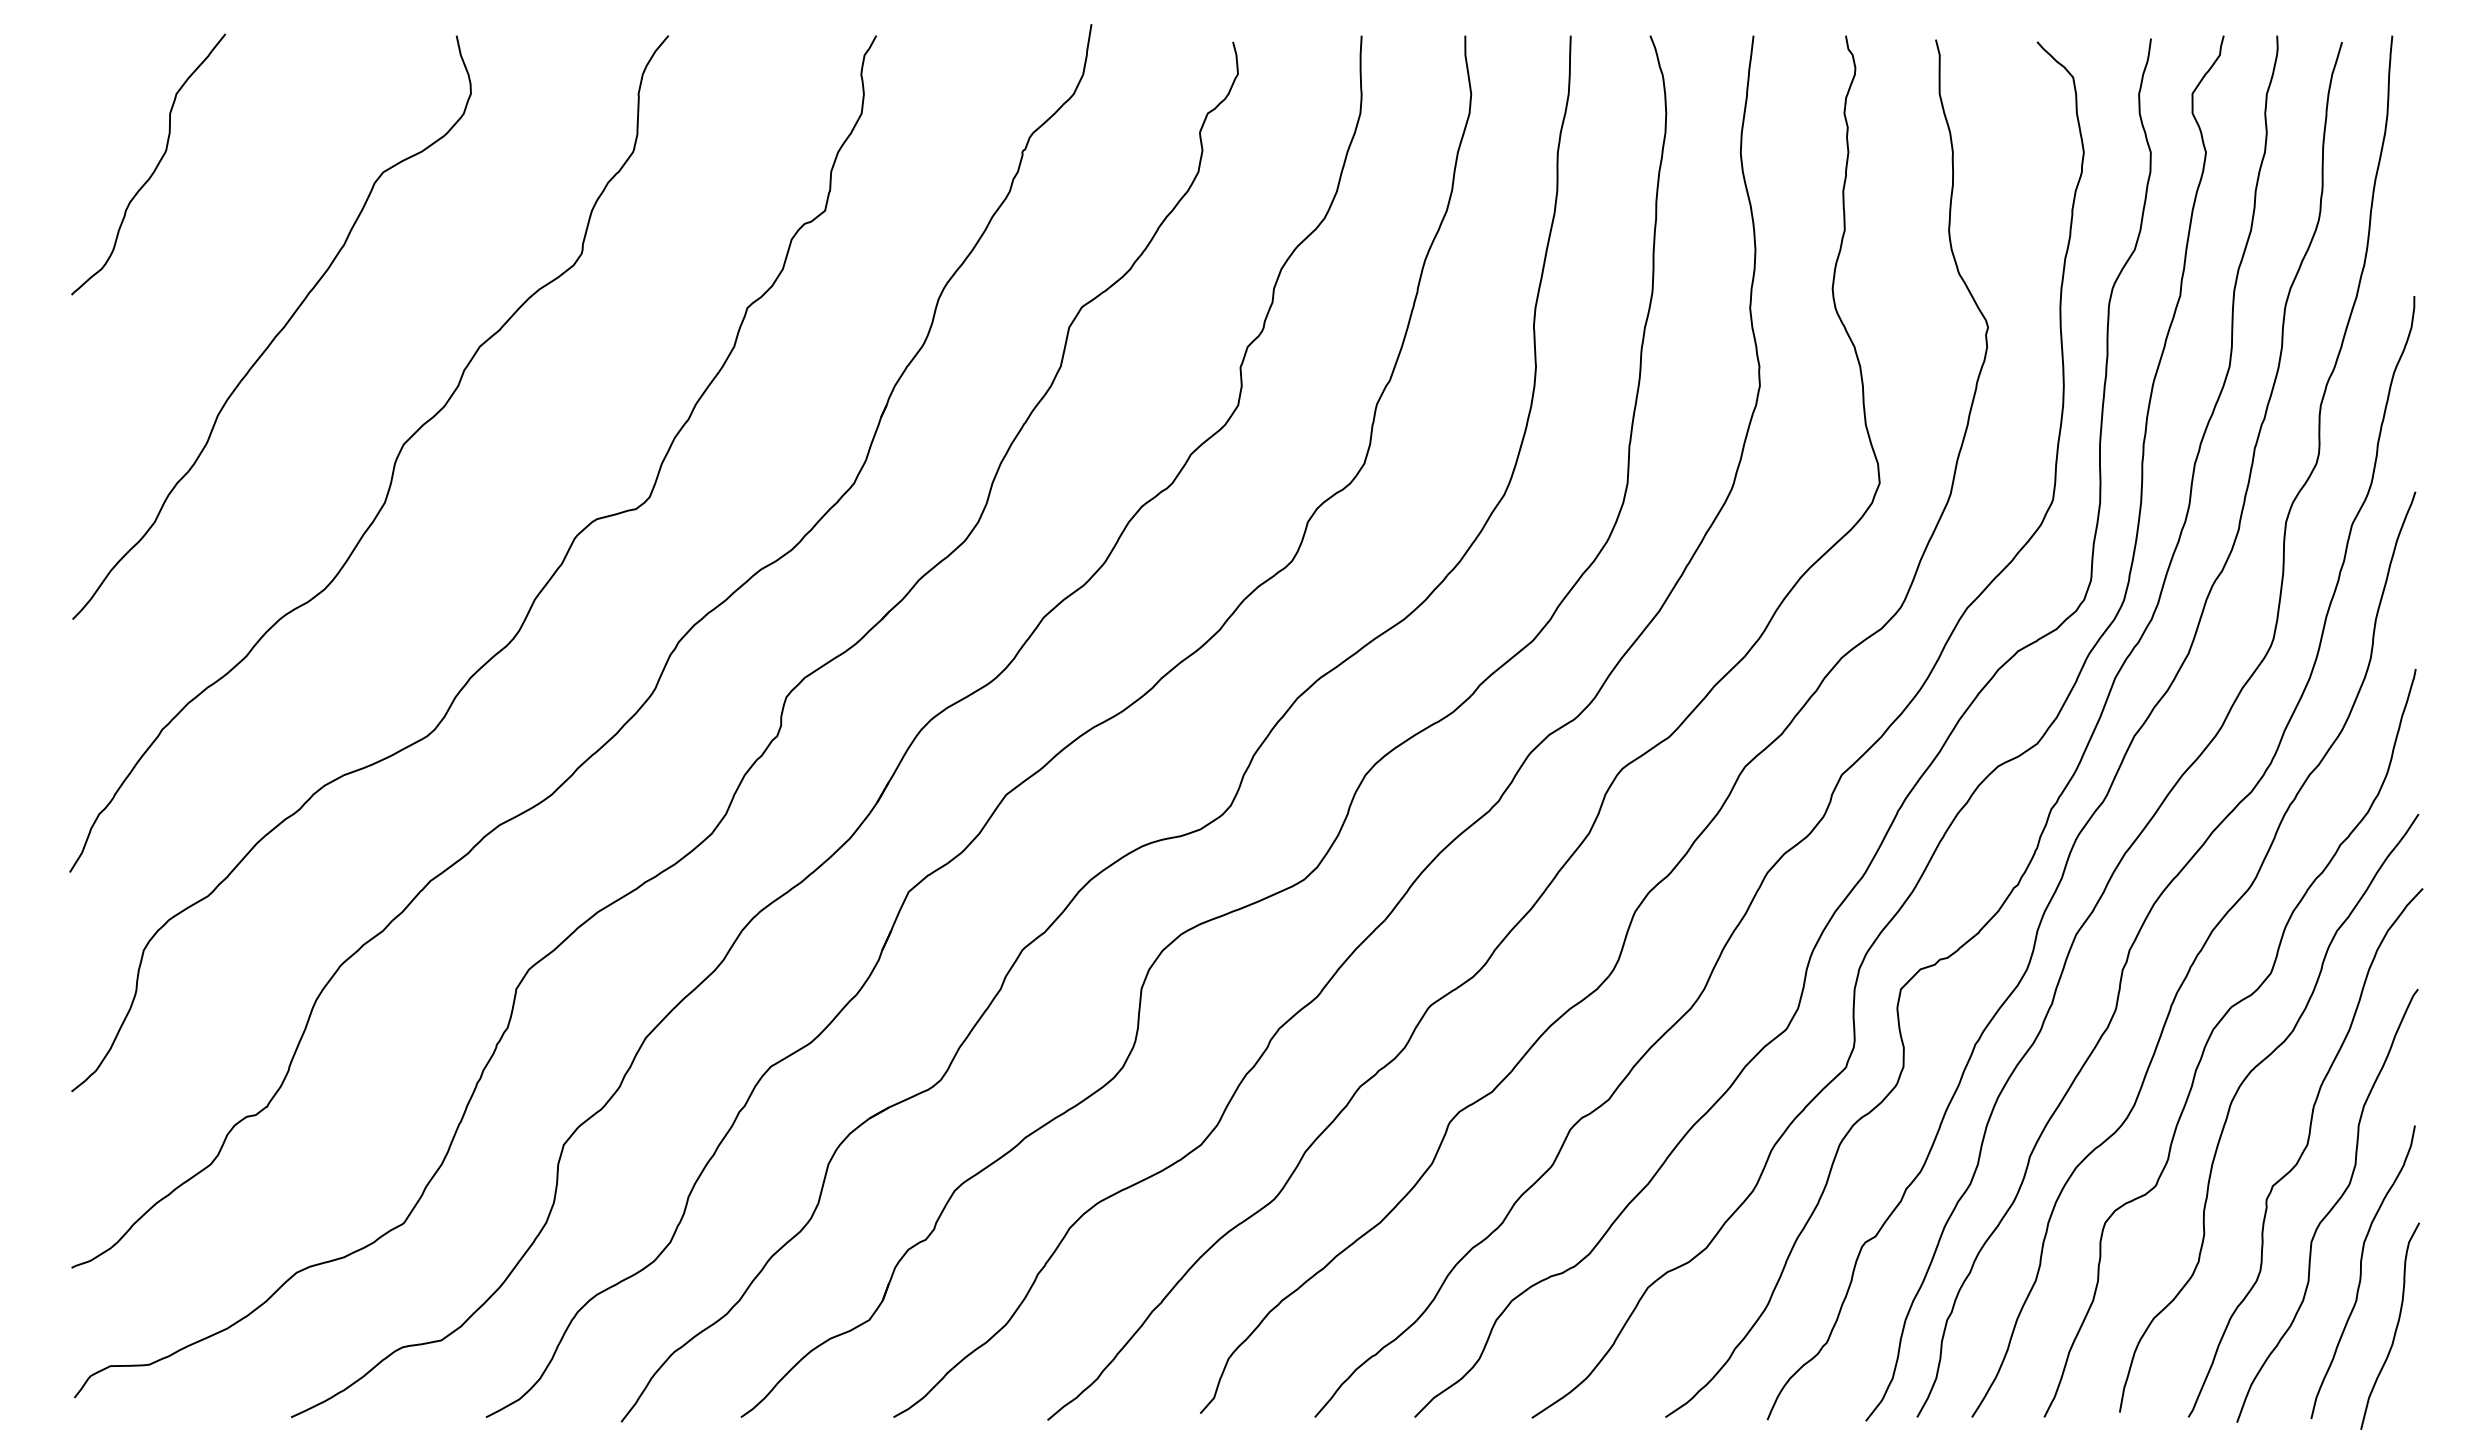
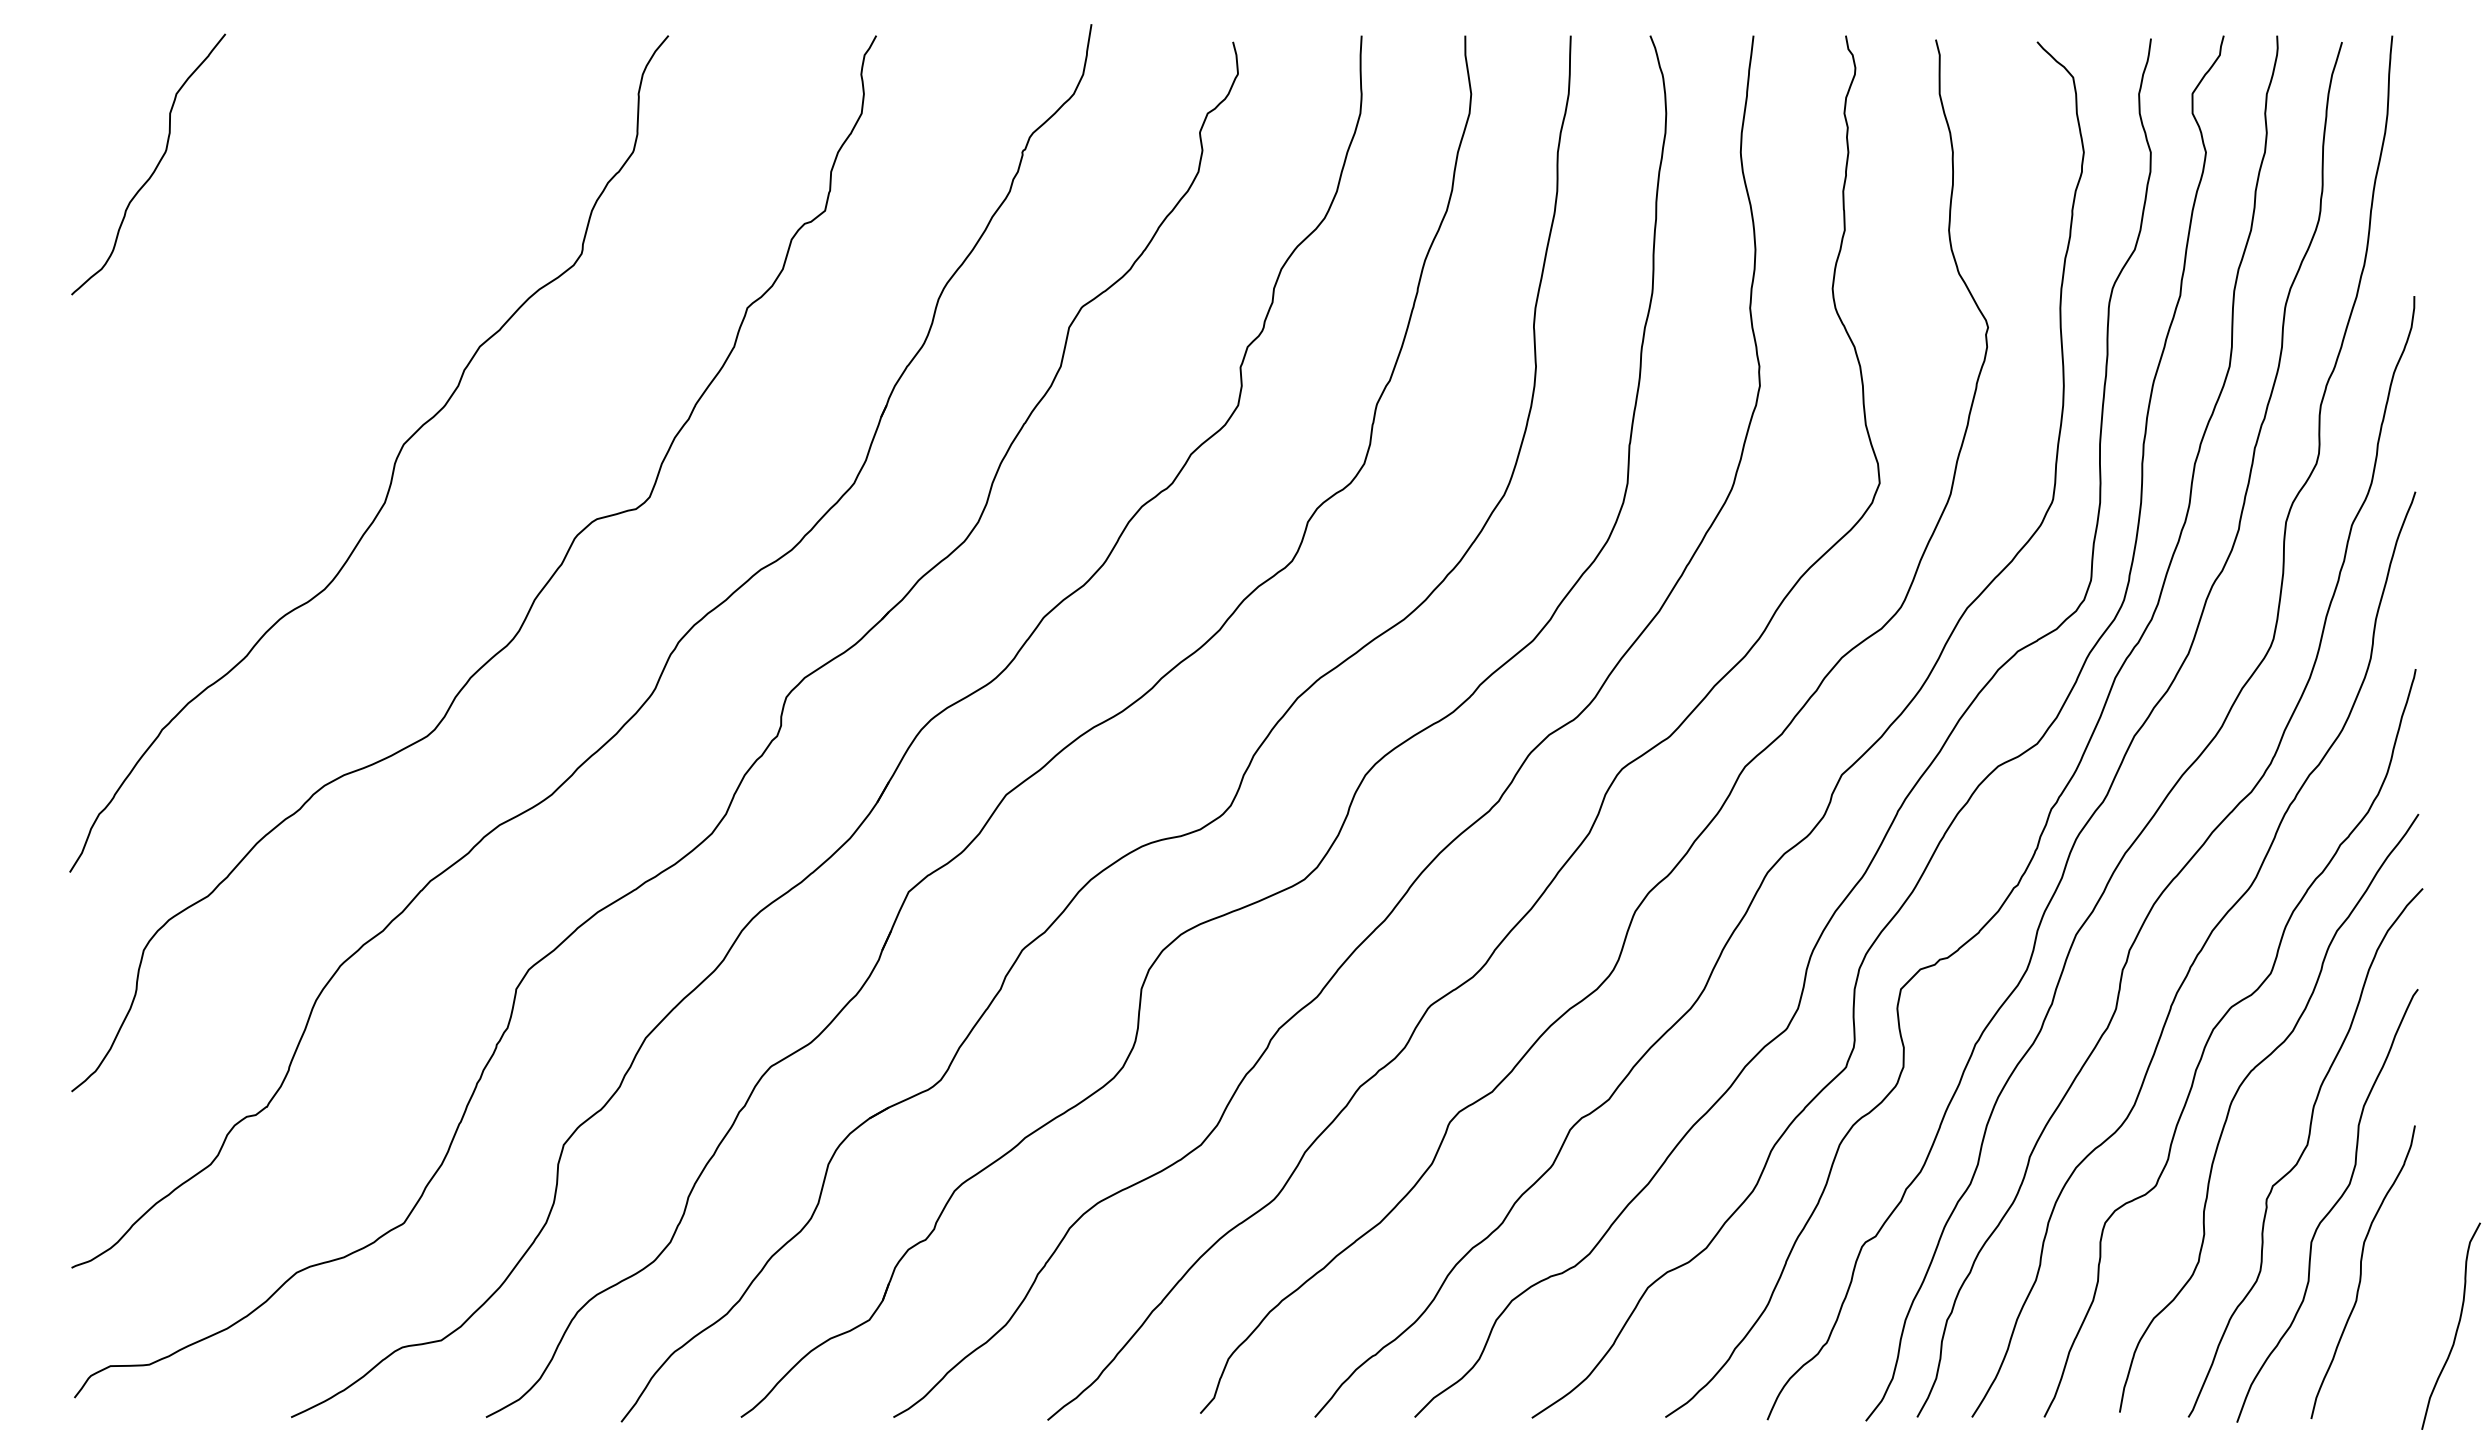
curve: present -> none (277, 333)
curve position: (2395, 1327) -> (2456, 1327) (2456, 1327)
